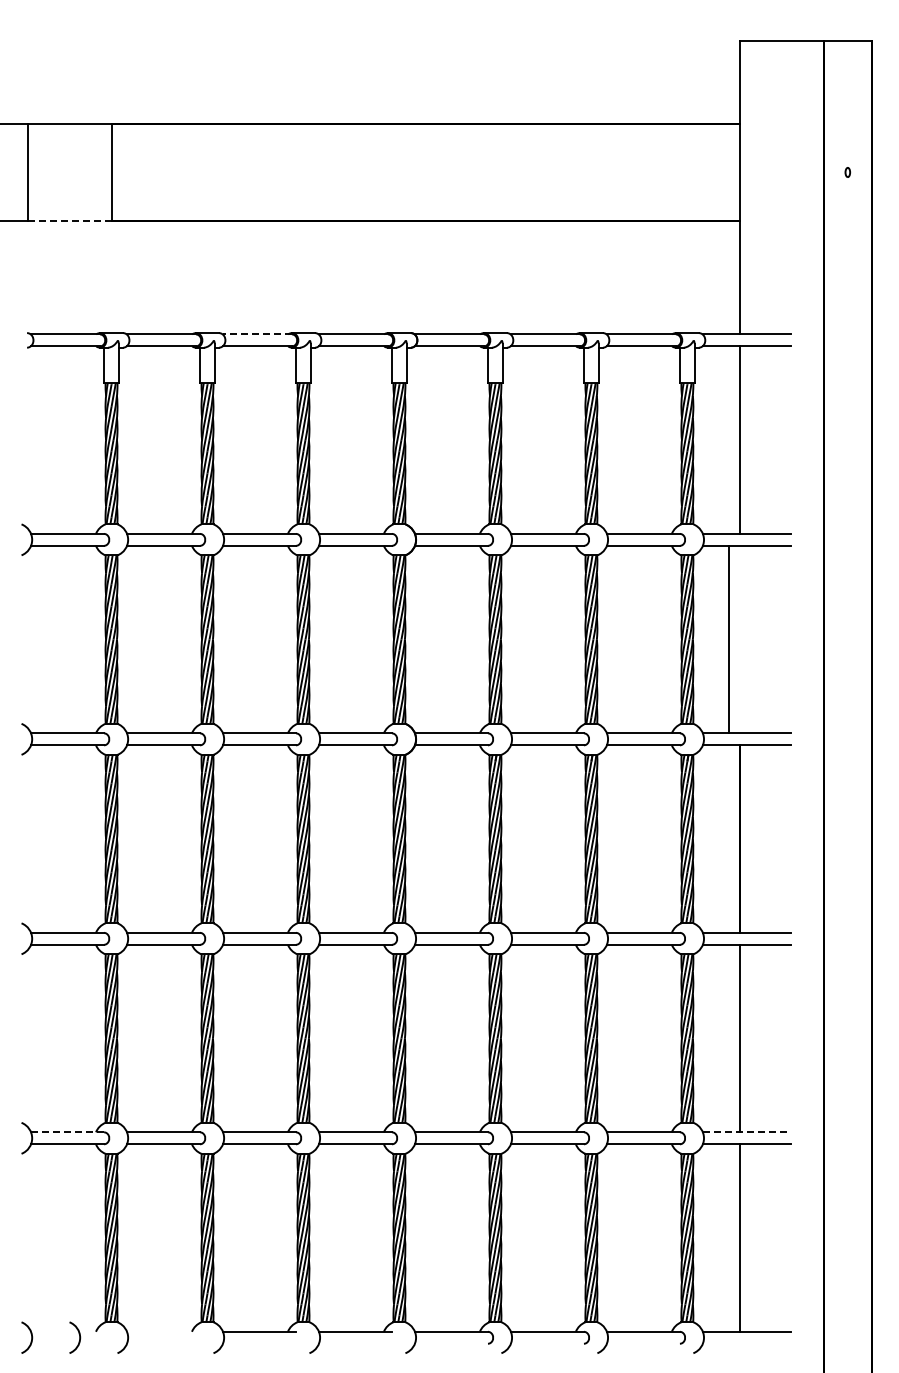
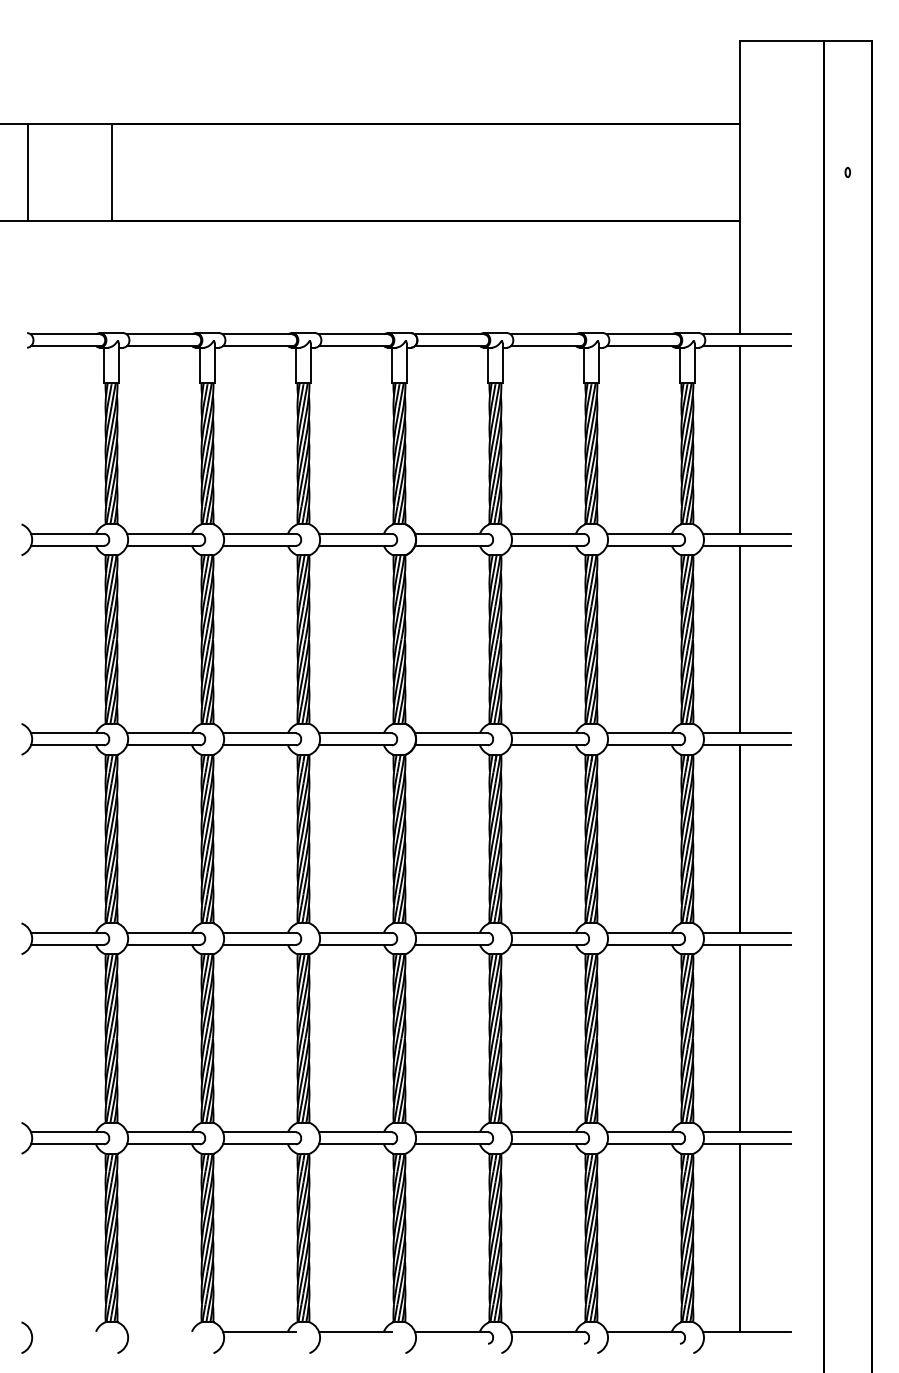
line: dashed -> solid (70, 220)
line: dashed -> solid (257, 334)
line position: (729, 639) -> (740, 639) (740, 639)
line: dashed -> solid (67, 1132)
line: dashed -> solid (747, 1132)
arc: present -> none (79, 1337)
